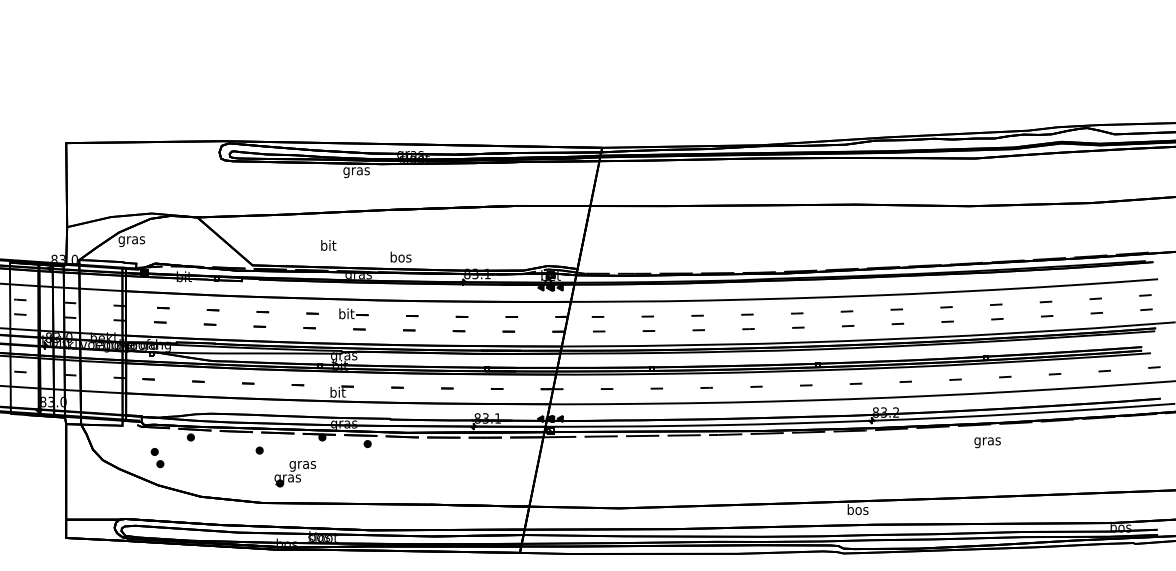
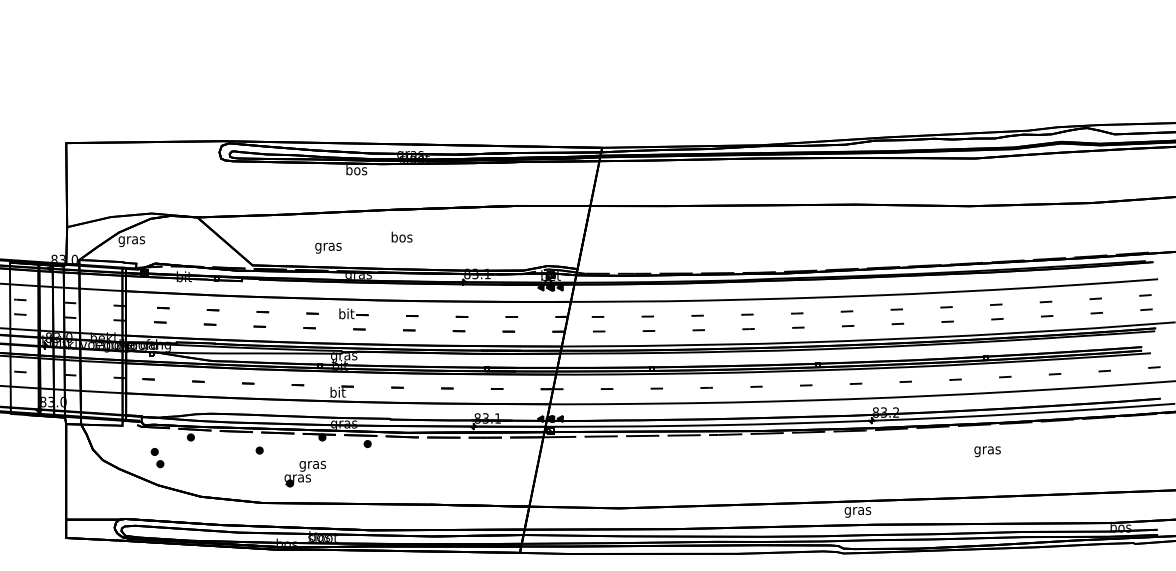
text: gras -> bos (356, 171)
text: bit -> gras (328, 246)
text position: (400, 256) -> (401, 236) (401, 236)
text position: (987, 442) -> (987, 451) (987, 451)
part position: (294, 474) -> (304, 474) (304, 474)
text: bos -> gras (857, 510)
